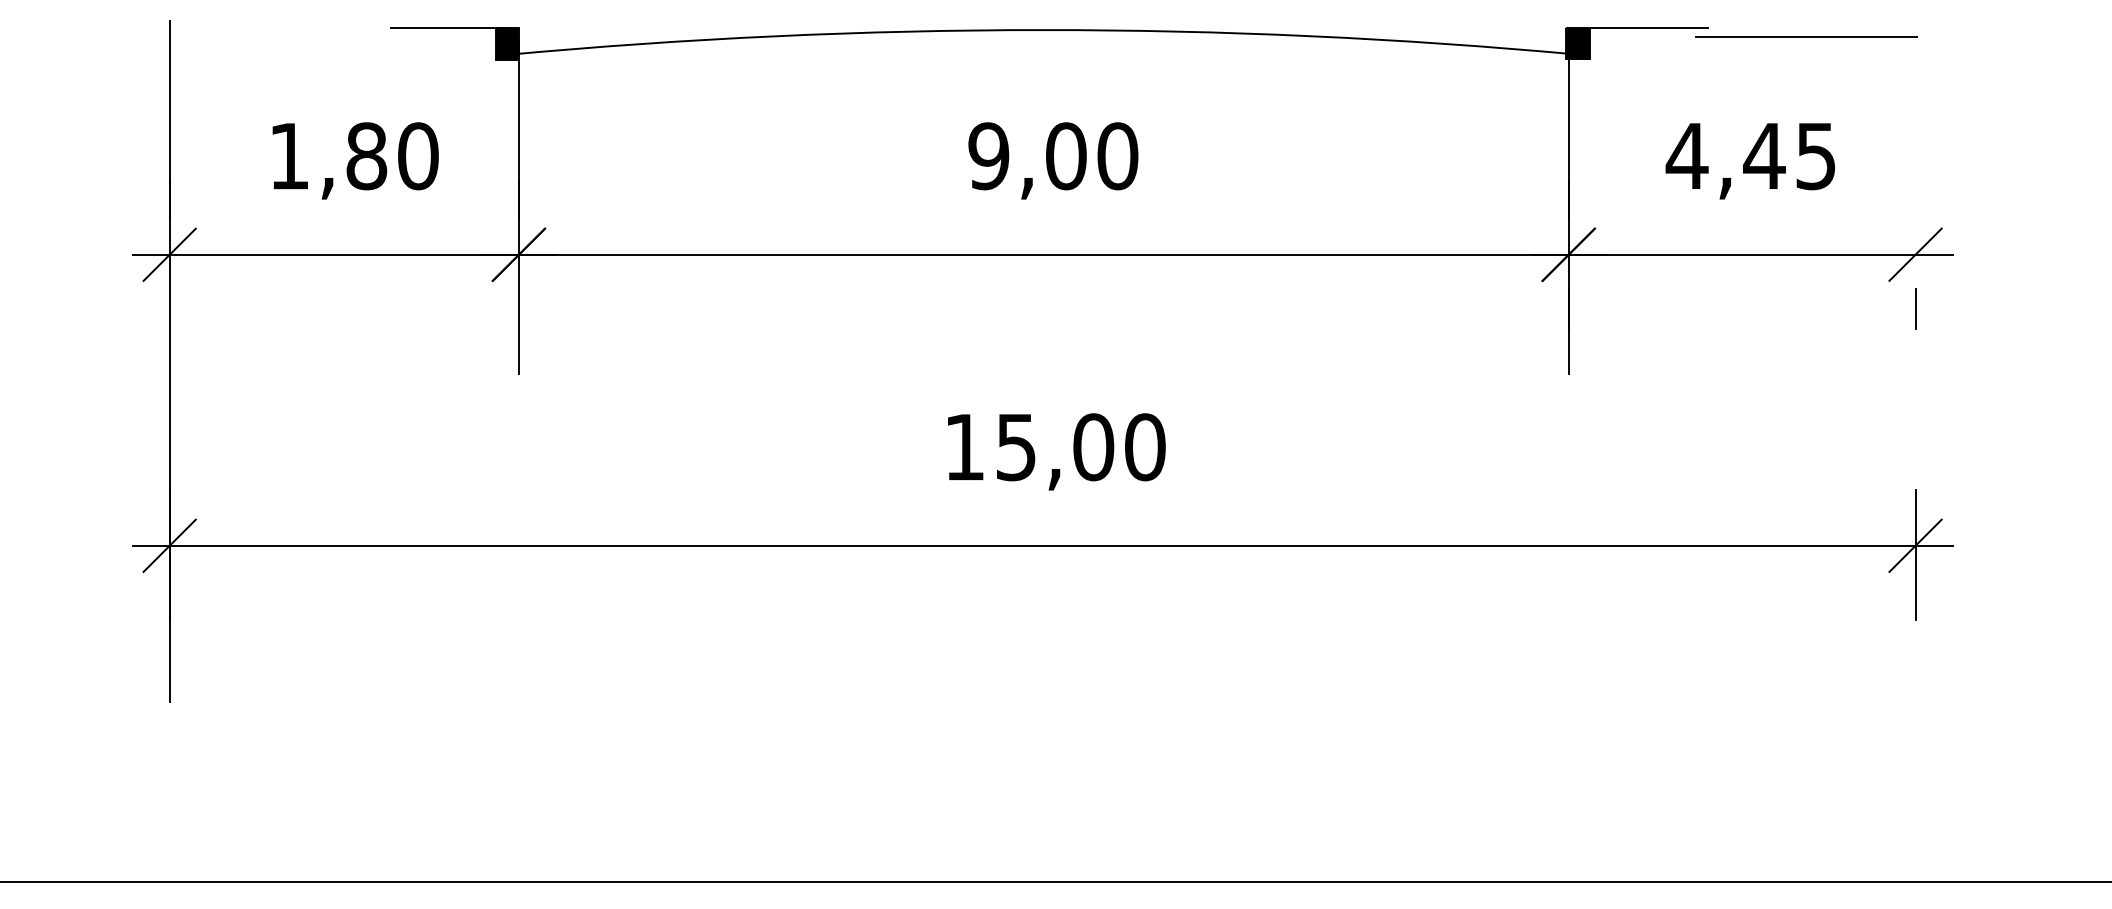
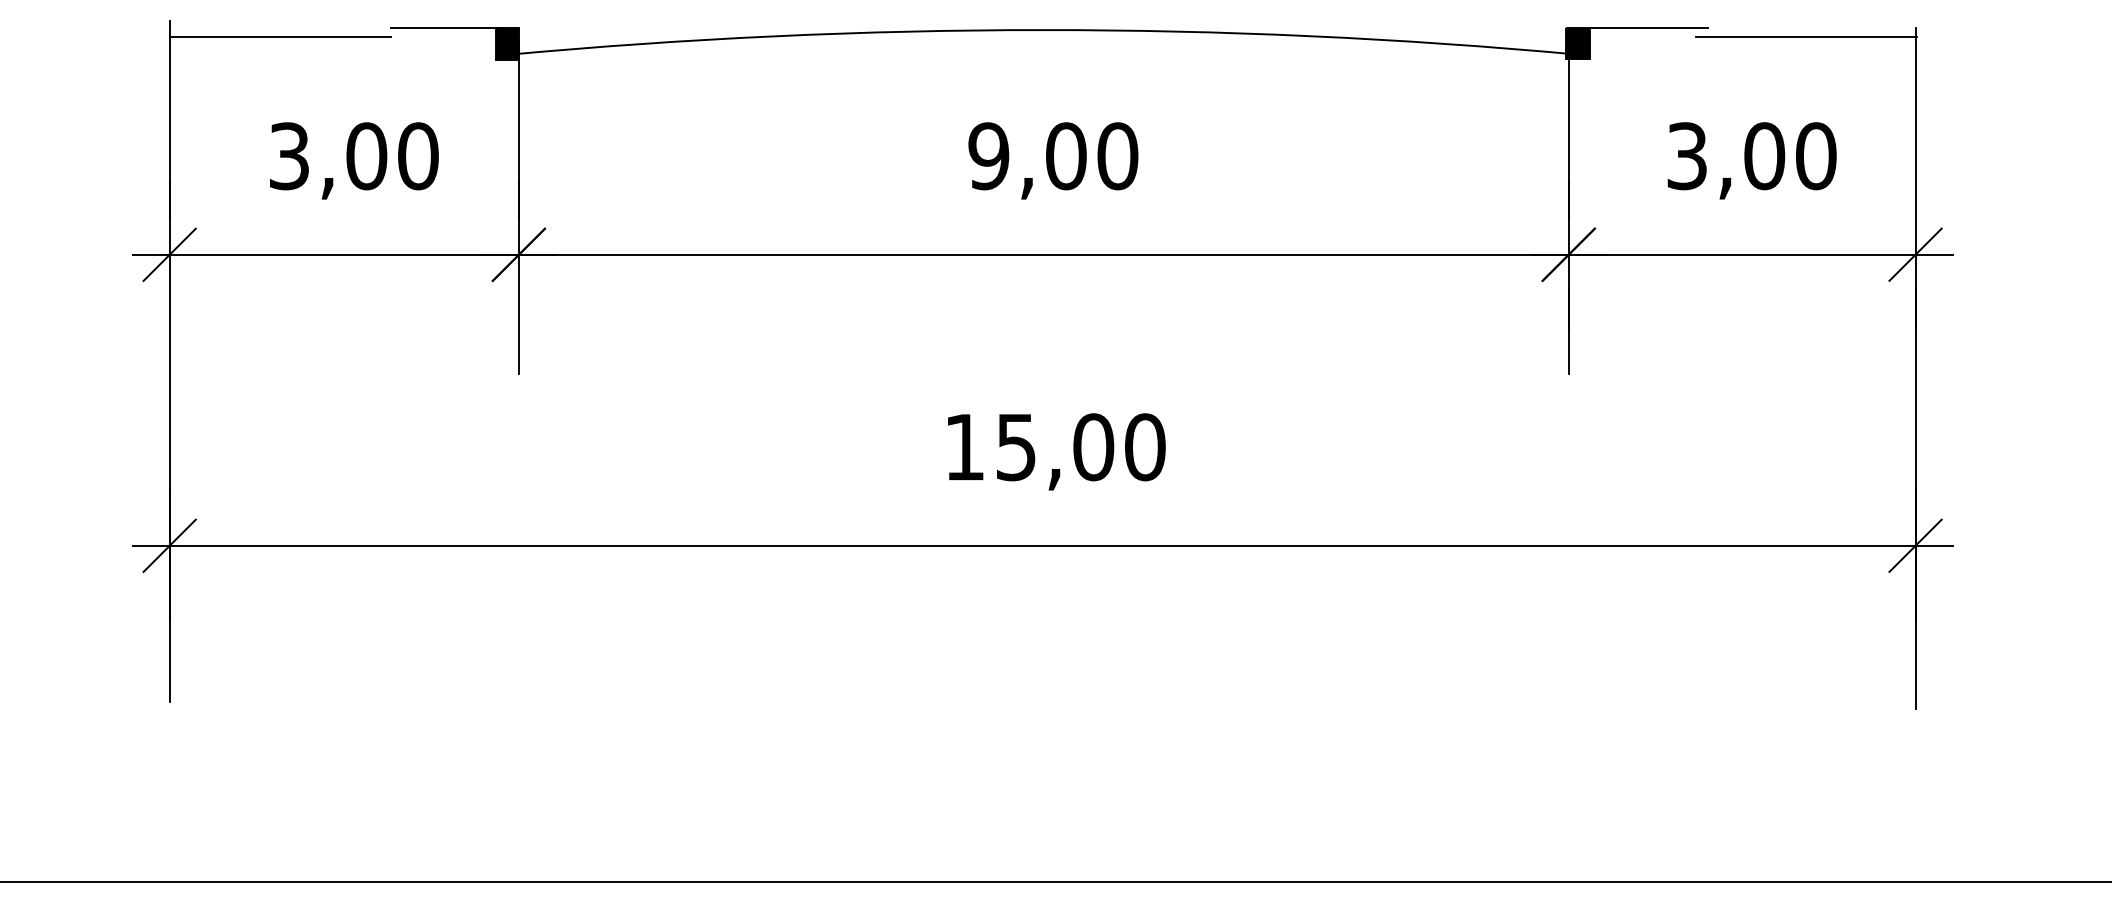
line: none -> present (279, 37)
text: 1,80 -> 3,00 (328, 156)
text: 4,45 -> 3,00 (1750, 156)
line: none -> present (1915, 367)
